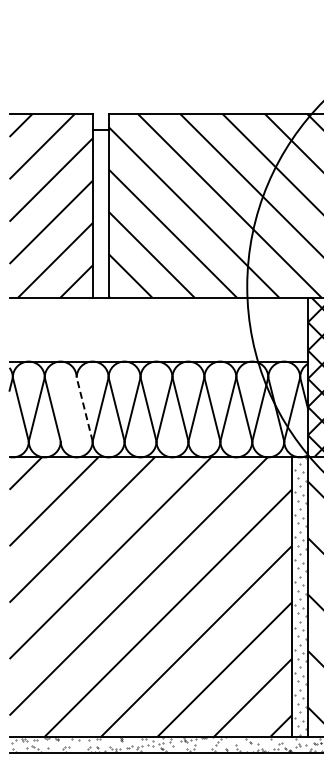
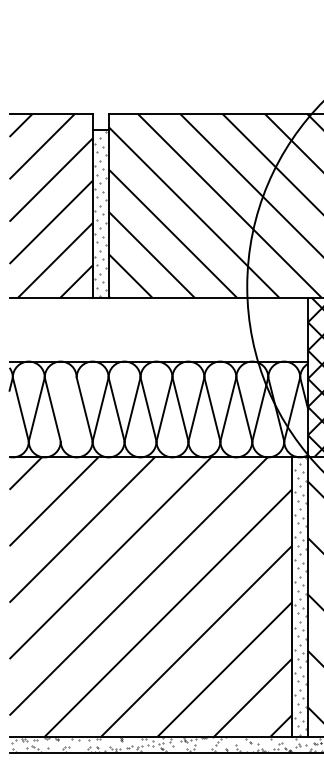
hatch: none -> present (99, 214)
line: dashed -> solid (84, 409)
